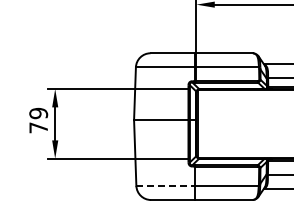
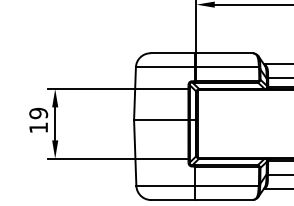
text: 79 -> 19 (38, 127)
line: dashed -> solid (165, 185)
